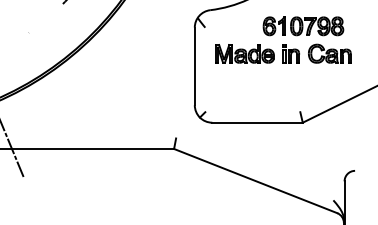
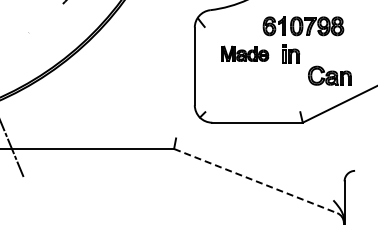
part size: 60x20 px -> 49x17 px (245, 53)
part position: (329, 53) -> (329, 75) (329, 75)
line: solid -> dashed (255, 181)
